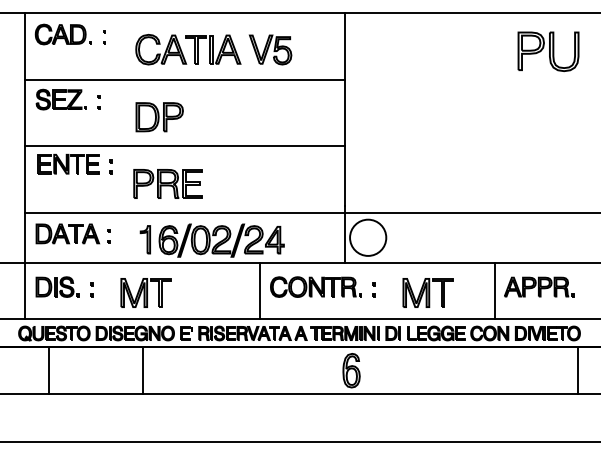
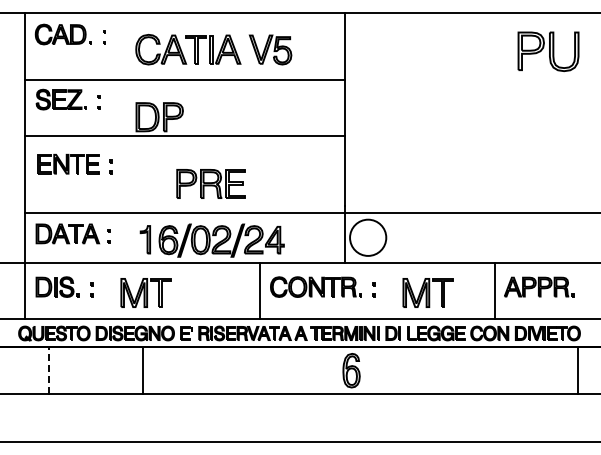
line position: (184, 146) -> (184, 136) (184, 136)
part position: (167, 183) -> (210, 183) (210, 183)
line: solid -> dashed (48, 370)
